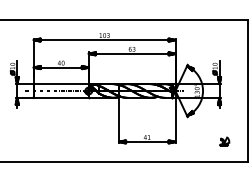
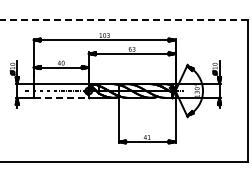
line: solid -> dashed (123, 19)
line: solid -> dashed (62, 97)
part: present -> none (224, 141)
